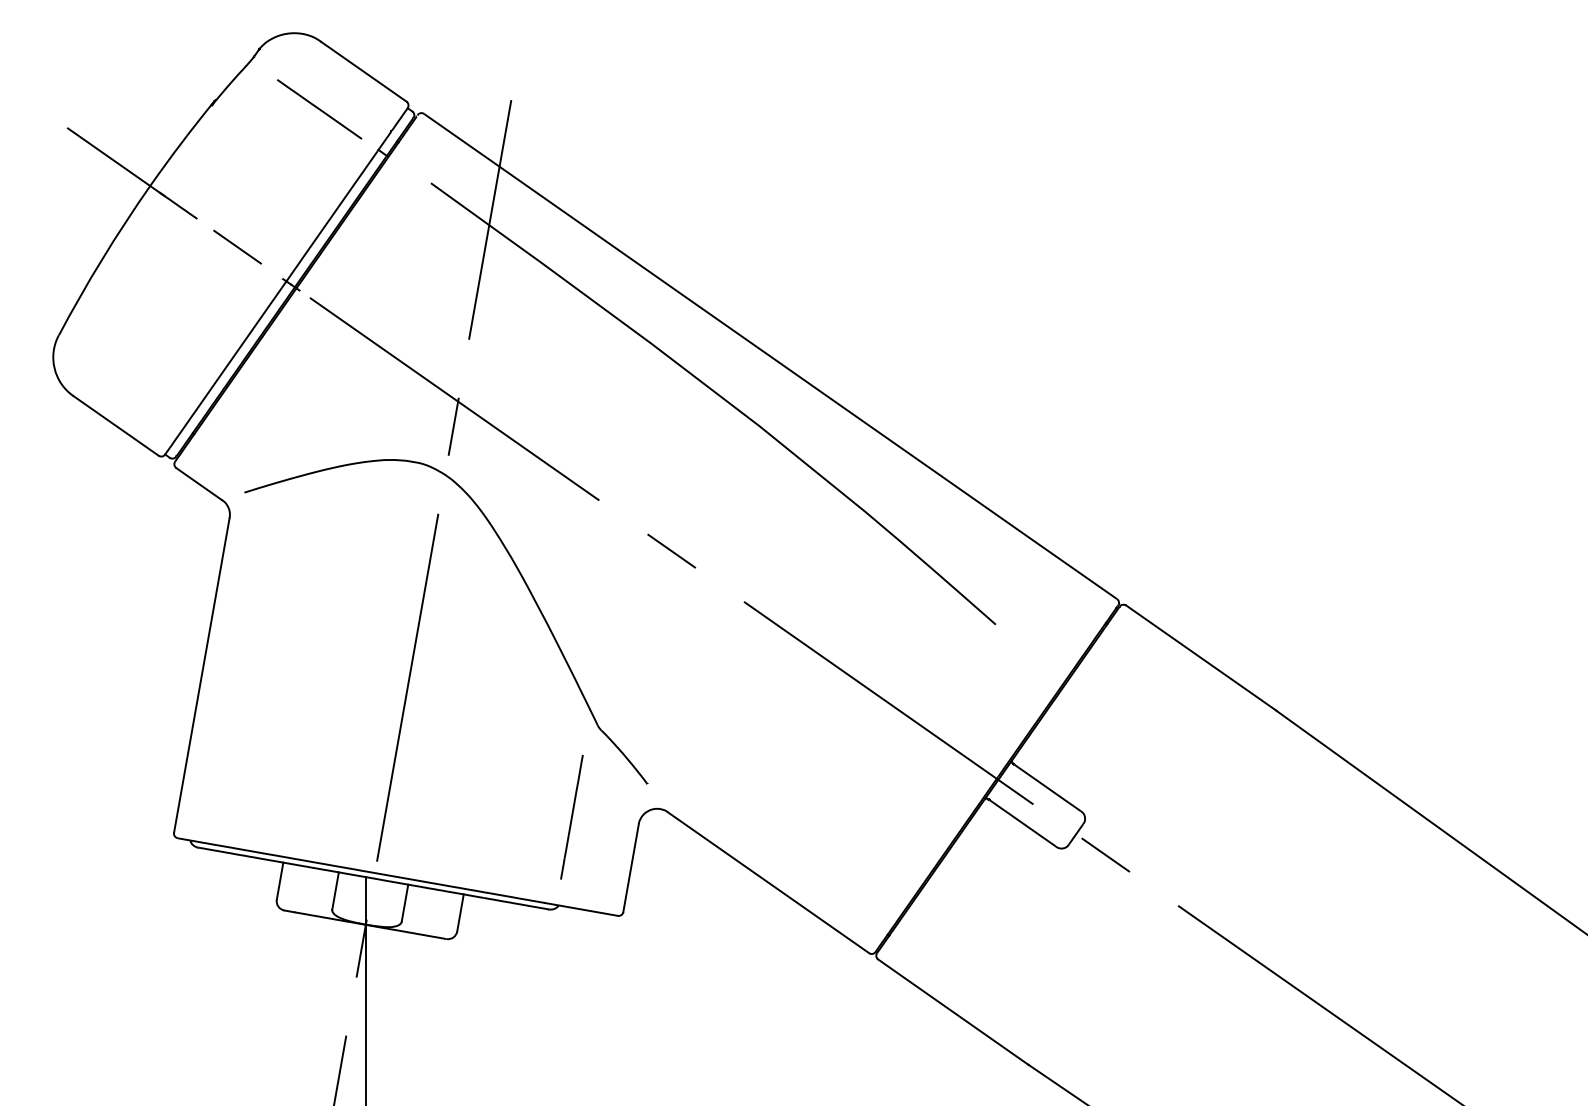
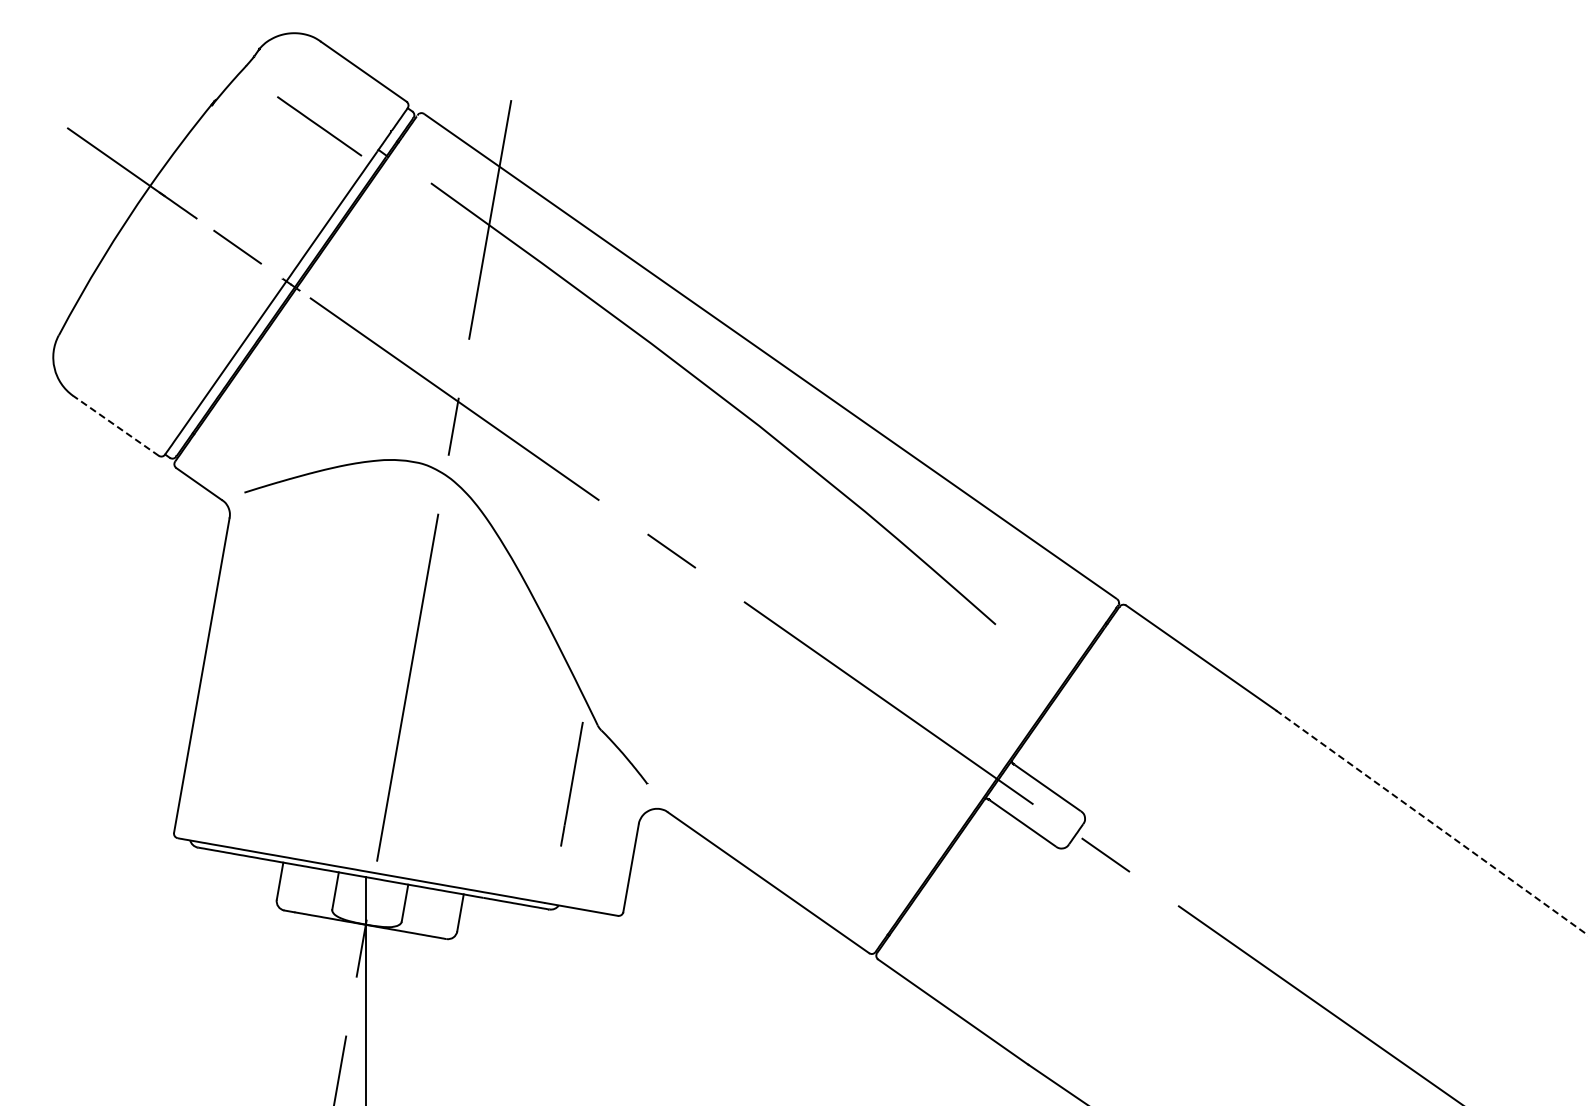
line position: (319, 109) -> (319, 126) (319, 126)
line: solid -> dashed (115, 425)
line position: (571, 816) -> (571, 783) (571, 783)
line: solid -> dashed (1431, 822)
